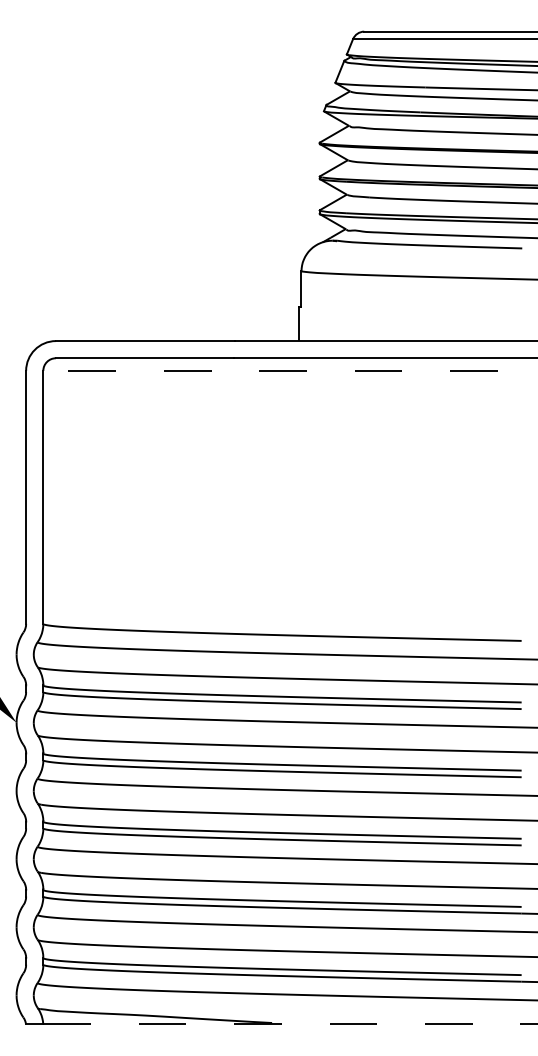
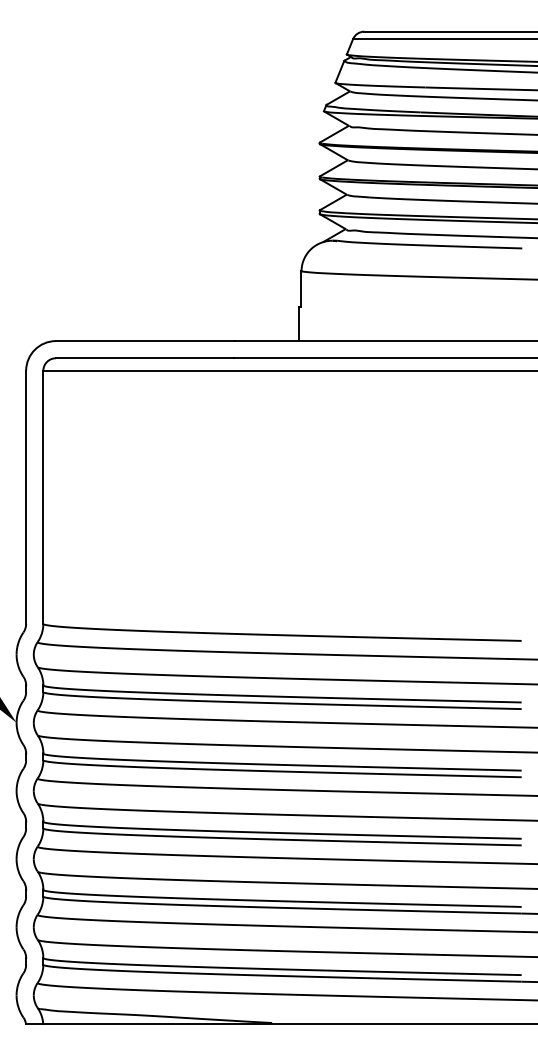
line: dashed -> solid (290, 370)
line: dashed -> solid (290, 1024)
